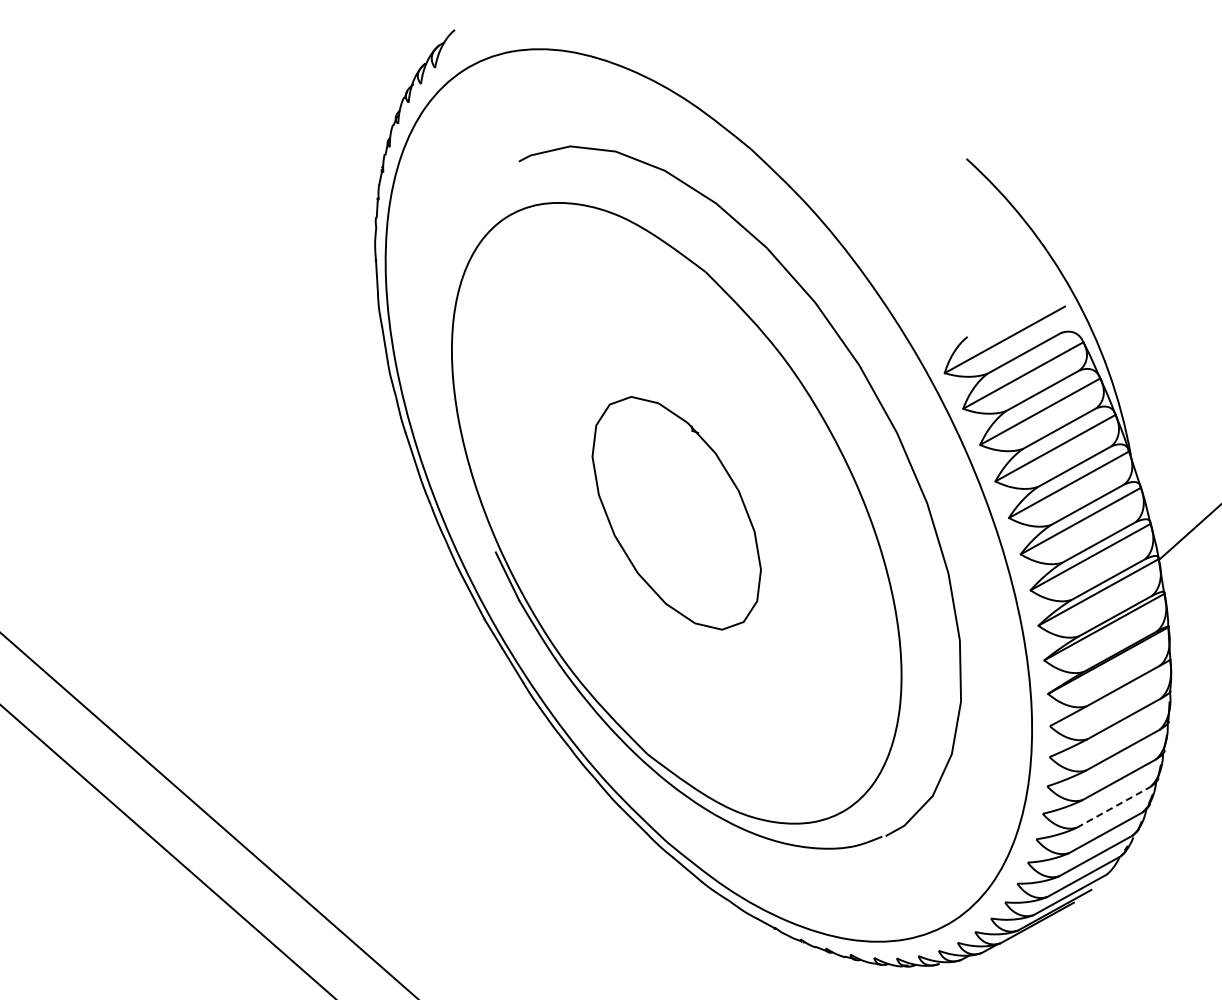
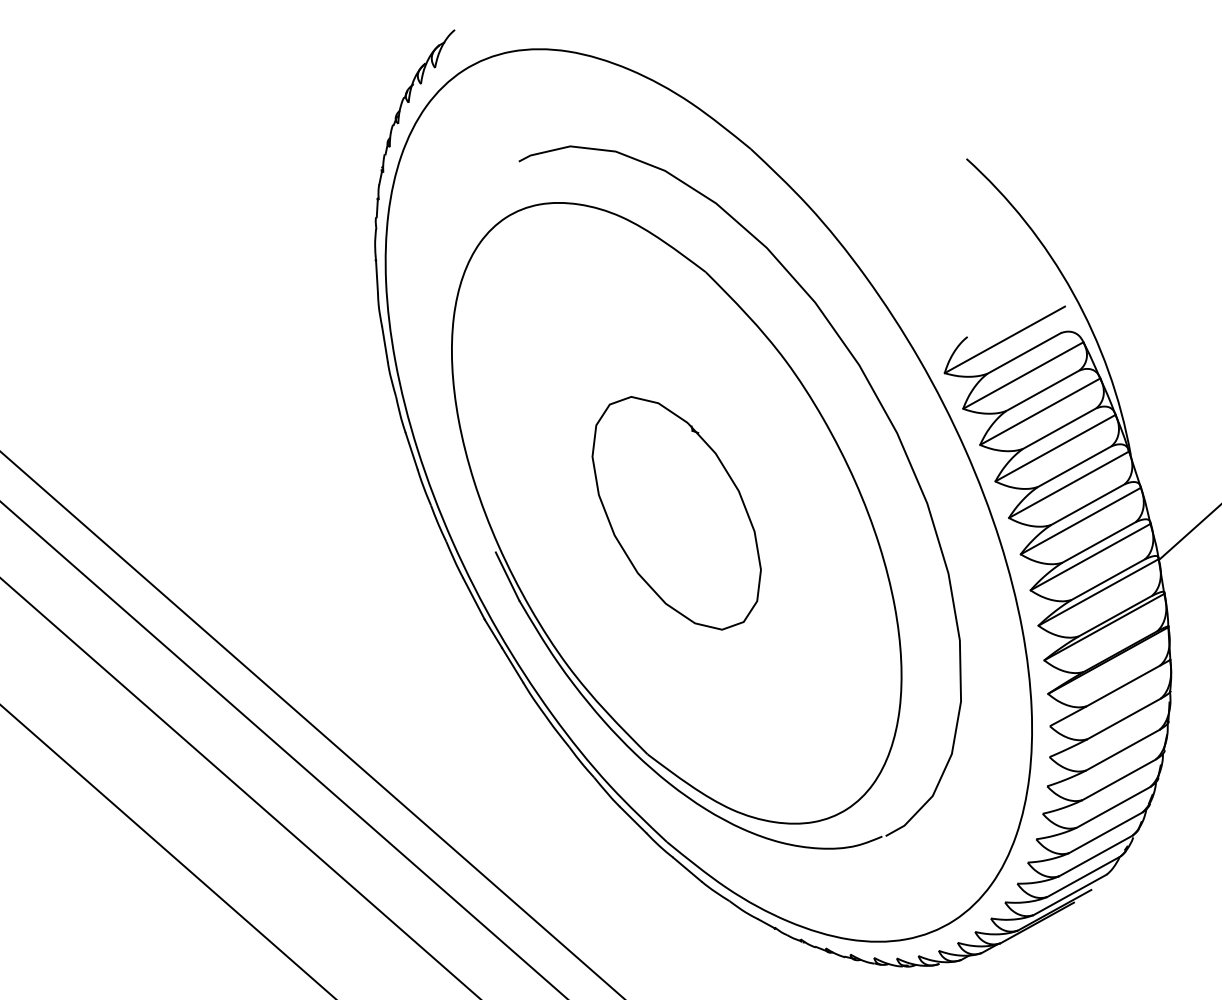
line: none -> present (311, 724)
line: none -> present (283, 749)
line: dashed -> solid (1113, 807)
line position: (208, 815) -> (239, 787) (239, 787)
